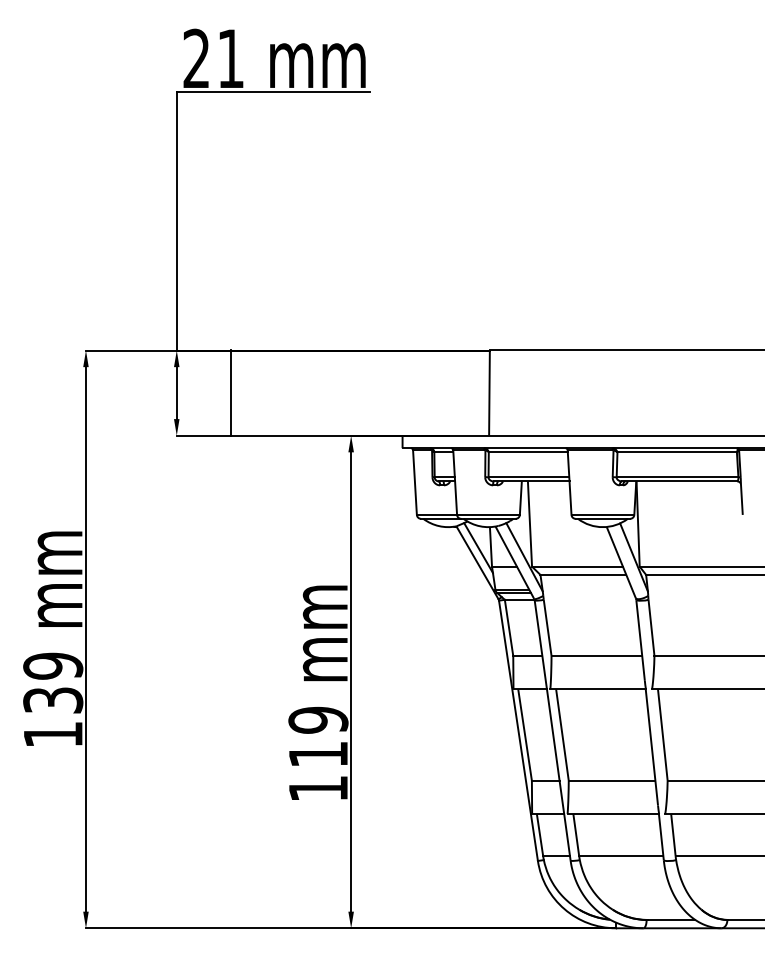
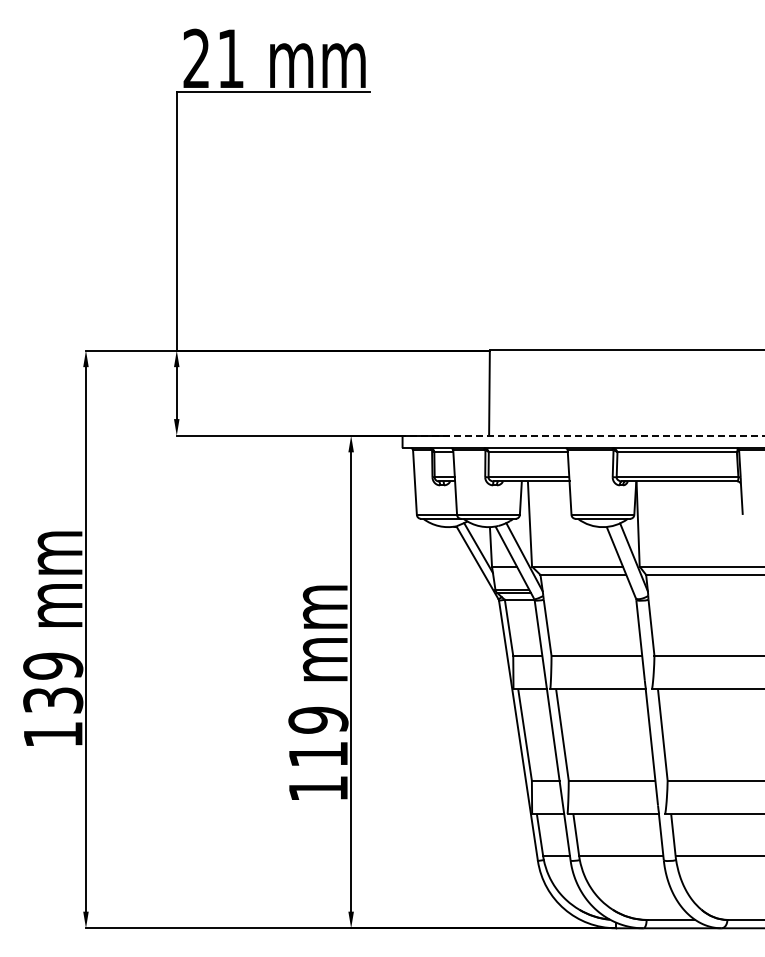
line: present -> none (231, 392)
line: solid -> dashed (583, 435)
